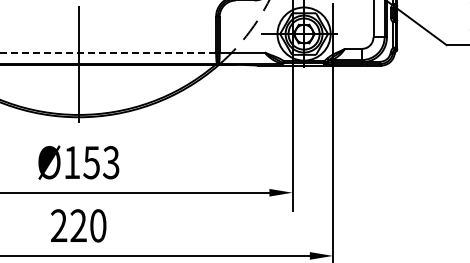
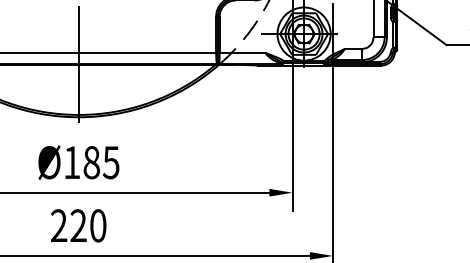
line: dashed -> solid (108, 52)
text: Ø153 -> Ø185 (101, 162)
